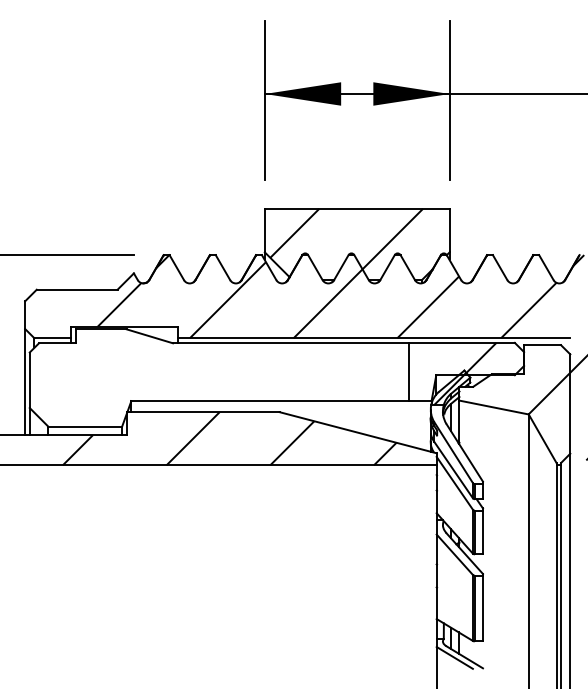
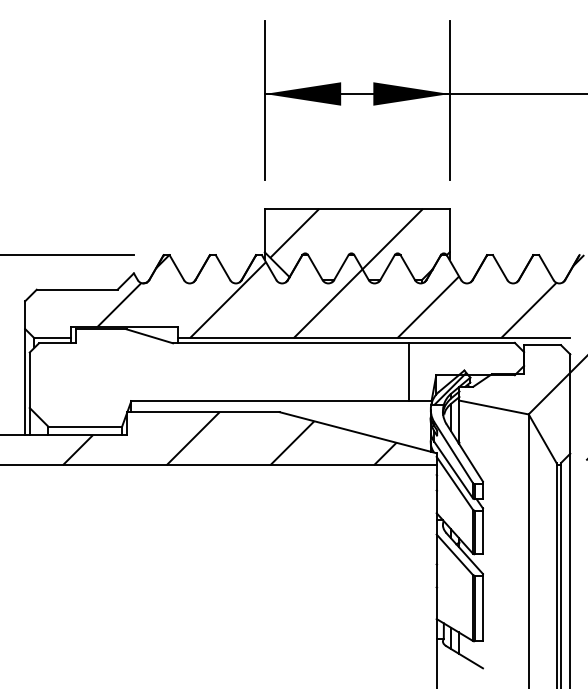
hatch: present -> none (480, 358)
line: present -> none (454, 657)
